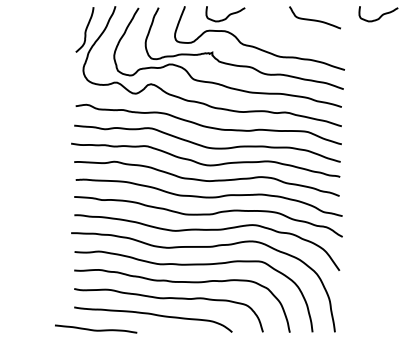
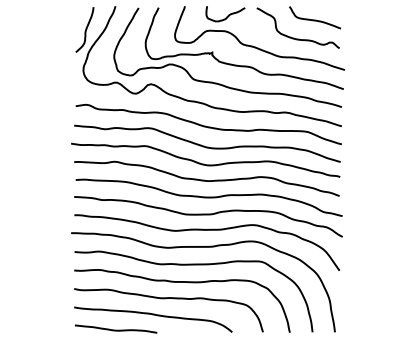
curve: present -> none (380, 15)
curve: none -> present (294, 37)
curve position: (96, 329) -> (116, 329) (116, 329)
